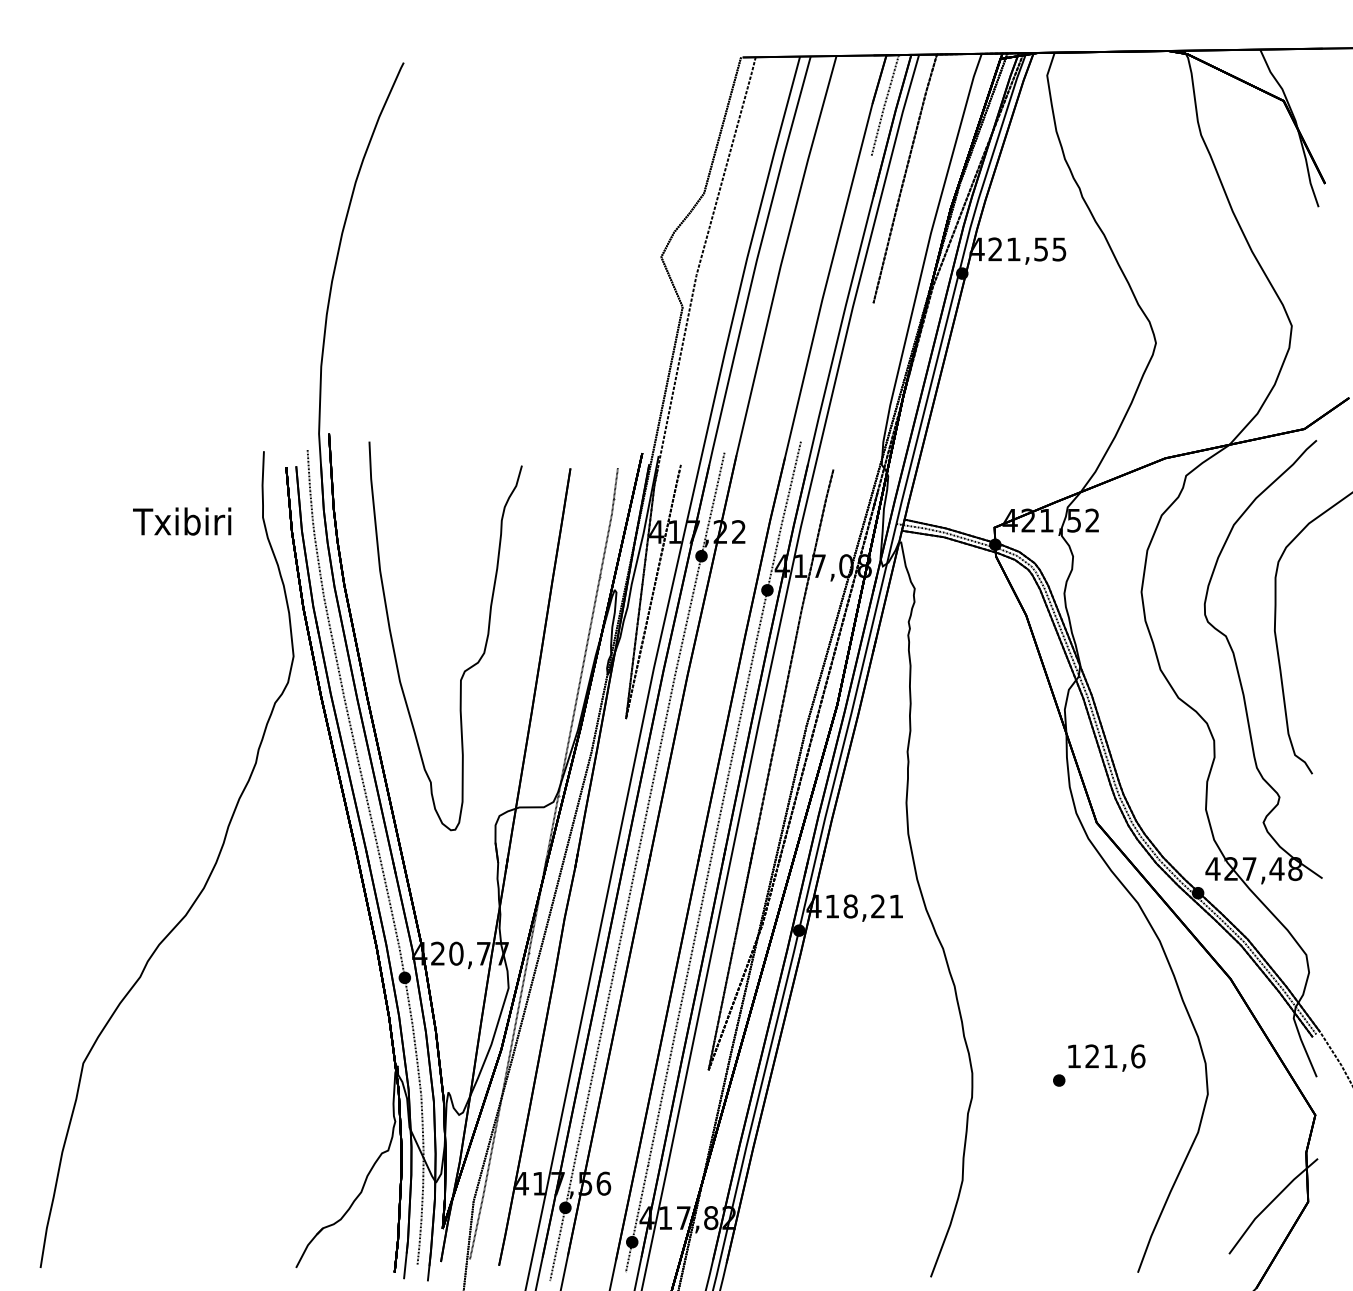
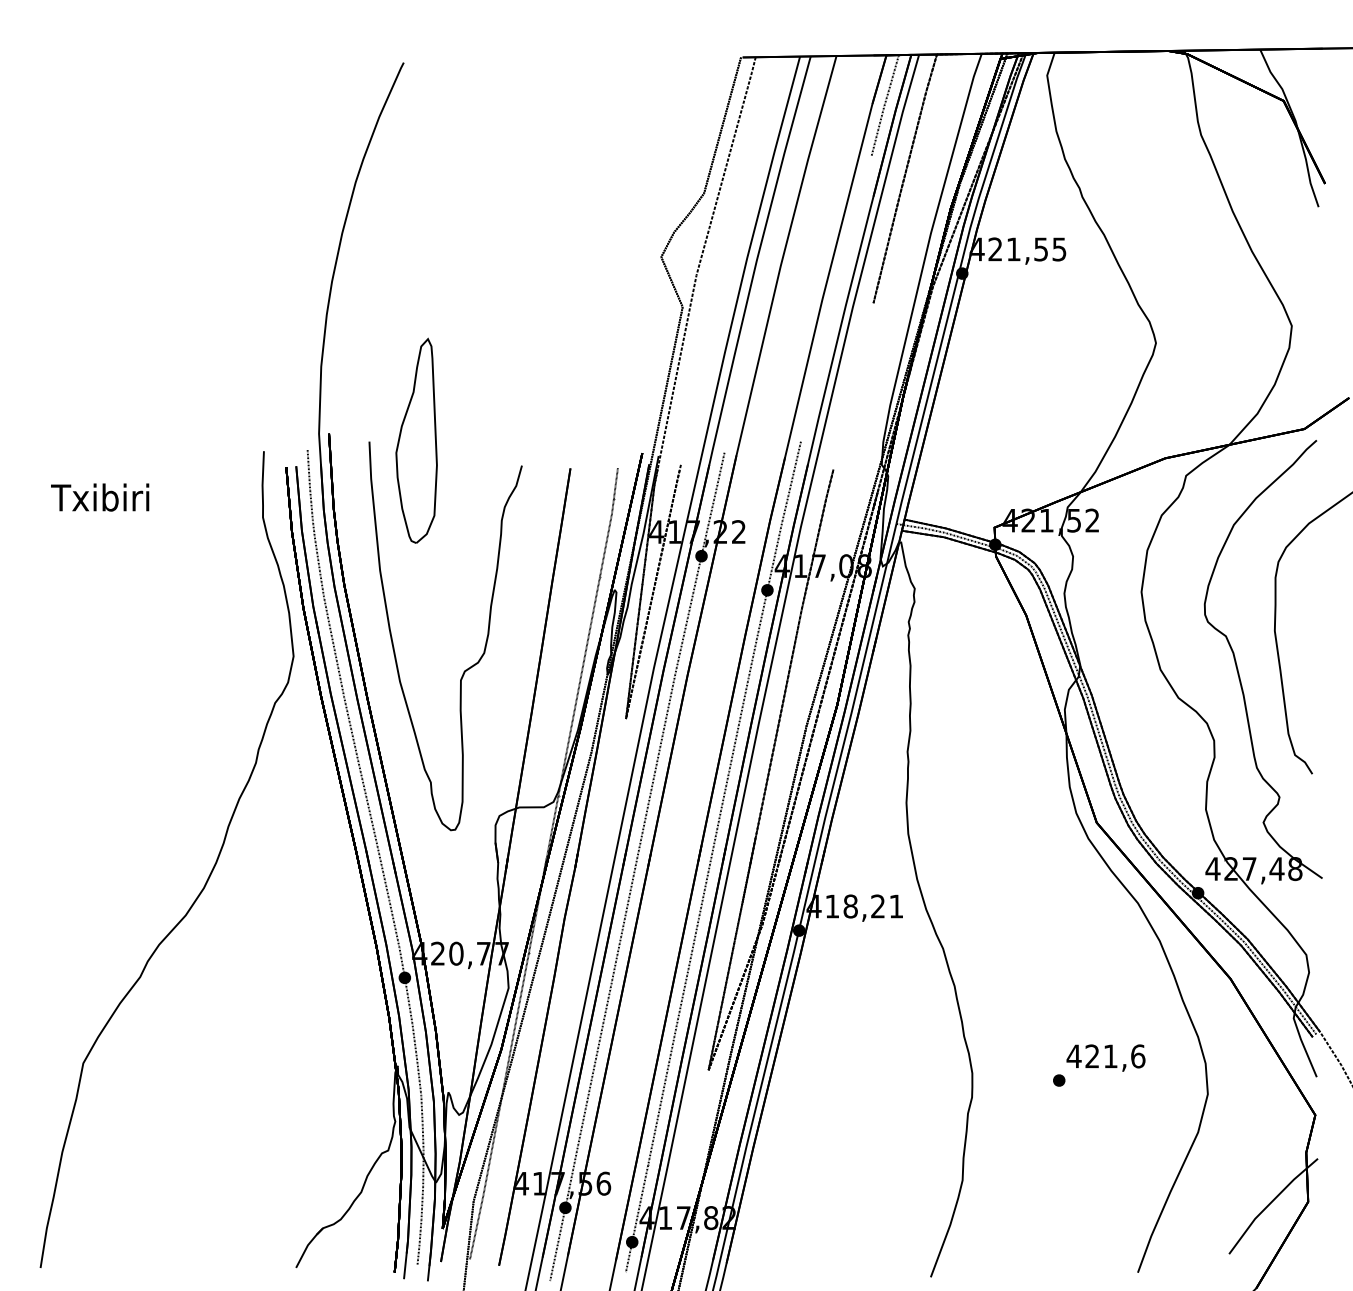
part: none -> present (416, 440)
text position: (182, 521) -> (100, 497) (100, 497)
text: 121,6 -> 421,6 (1073, 1056)
